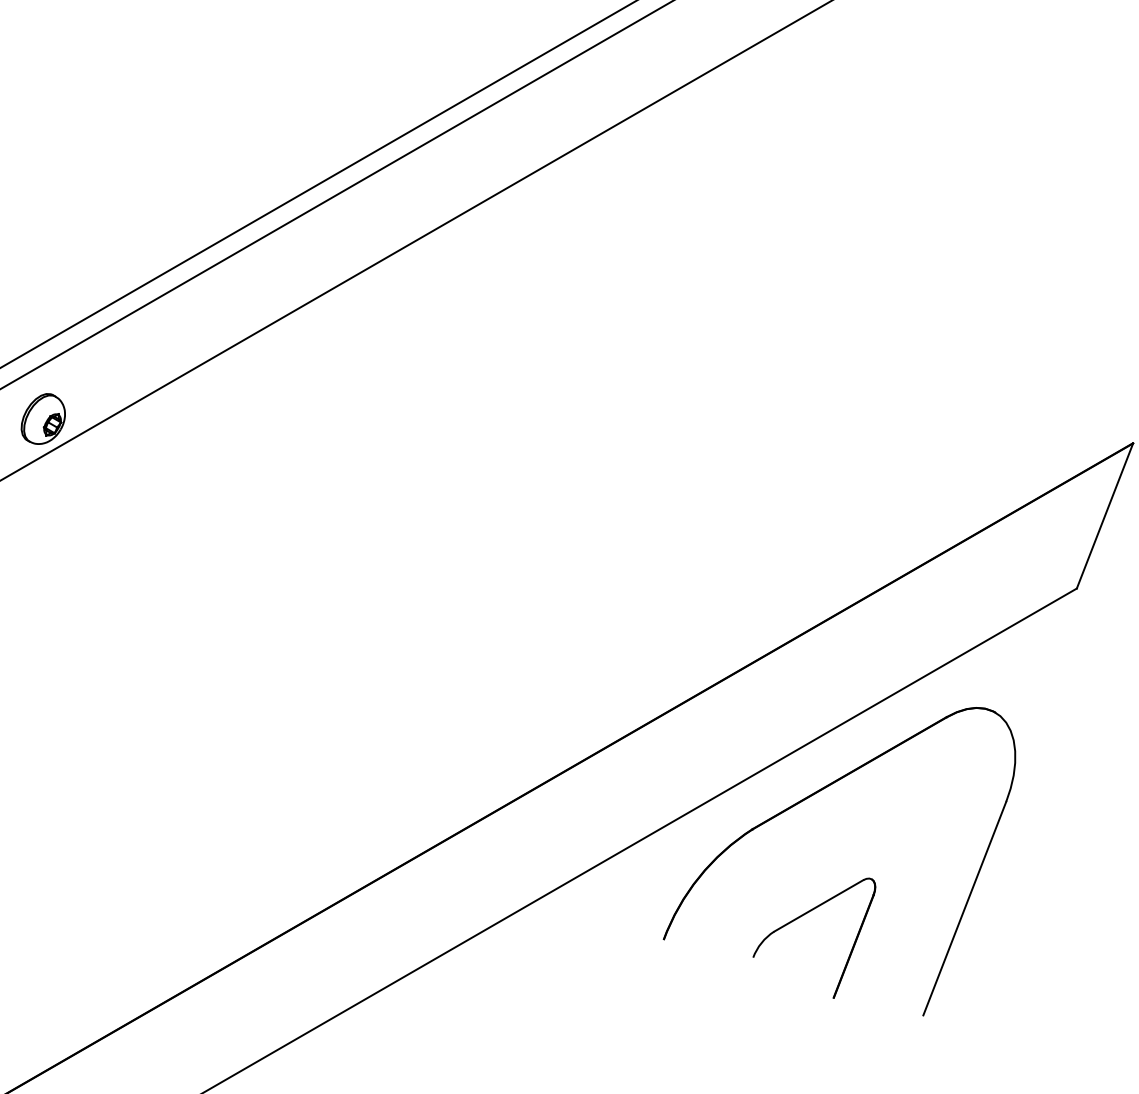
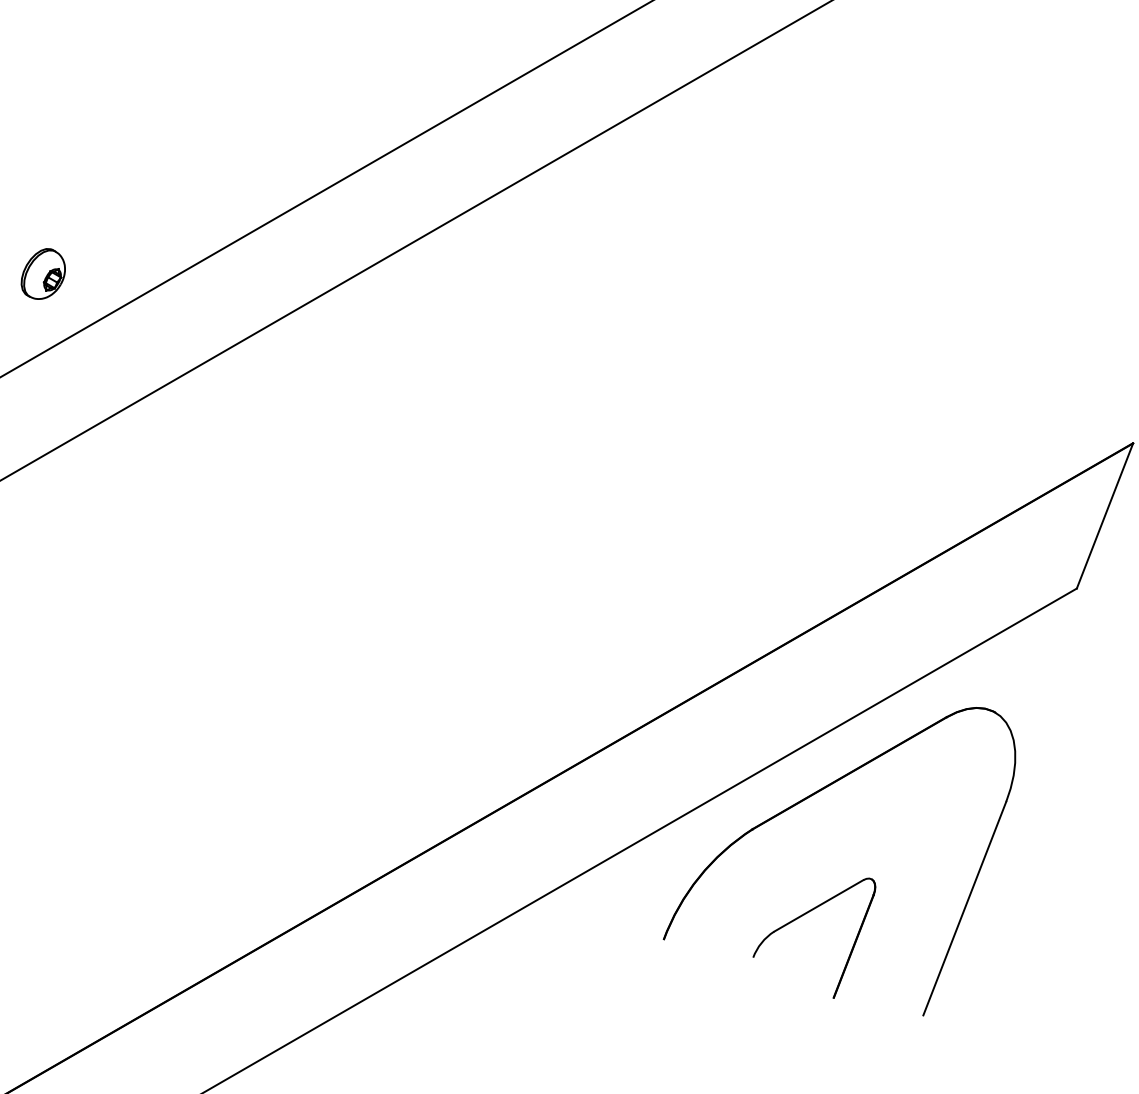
line position: (318, 184) -> (326, 188) (326, 188)
line: present -> none (336, 194)
part position: (42, 418) -> (42, 273) (42, 273)
